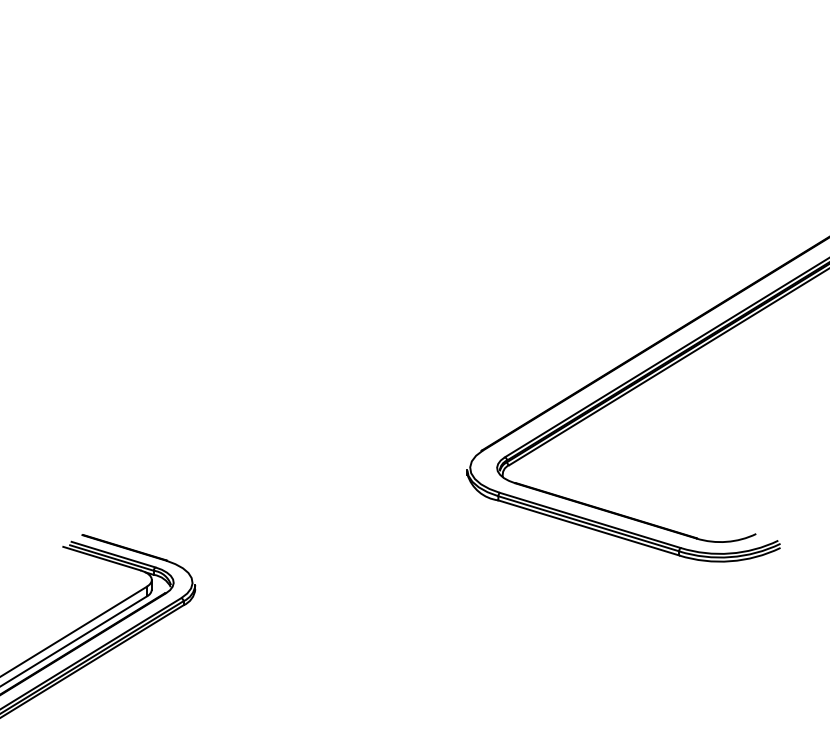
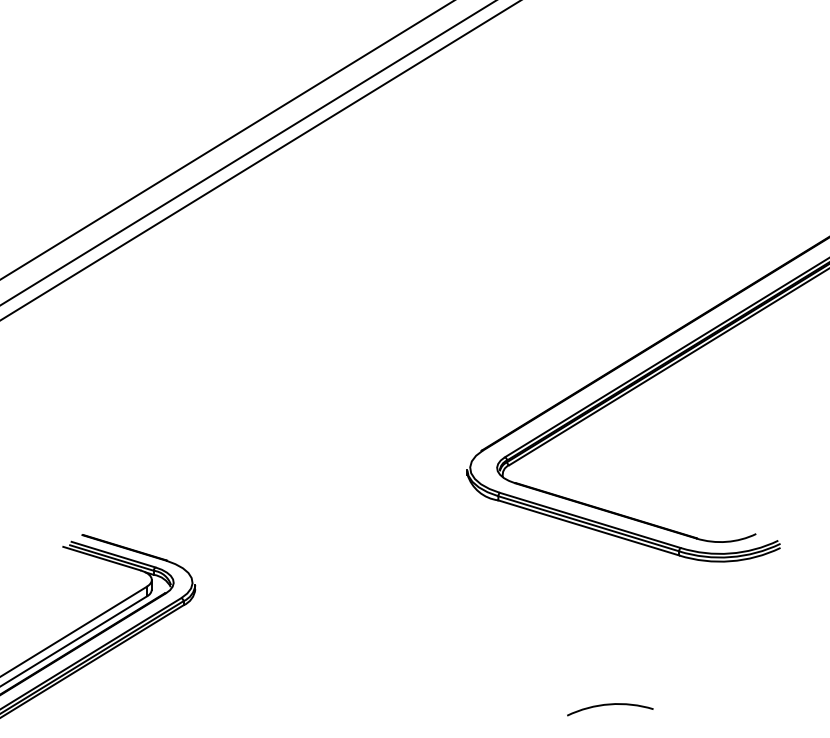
line: none -> present (226, 140)
line: none -> present (247, 153)
line: none -> present (260, 160)
arc: none -> present (610, 705)
